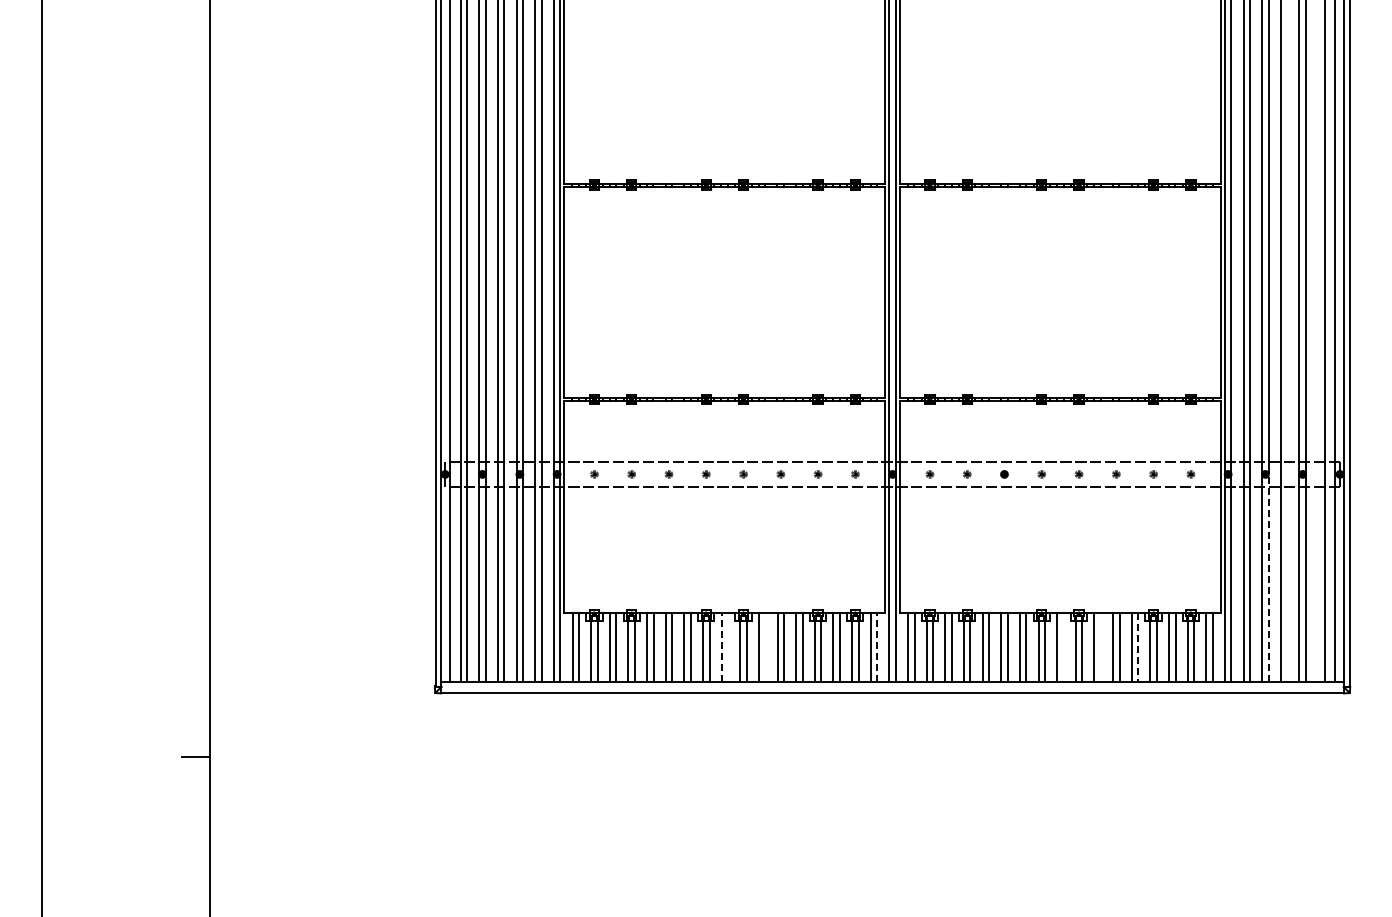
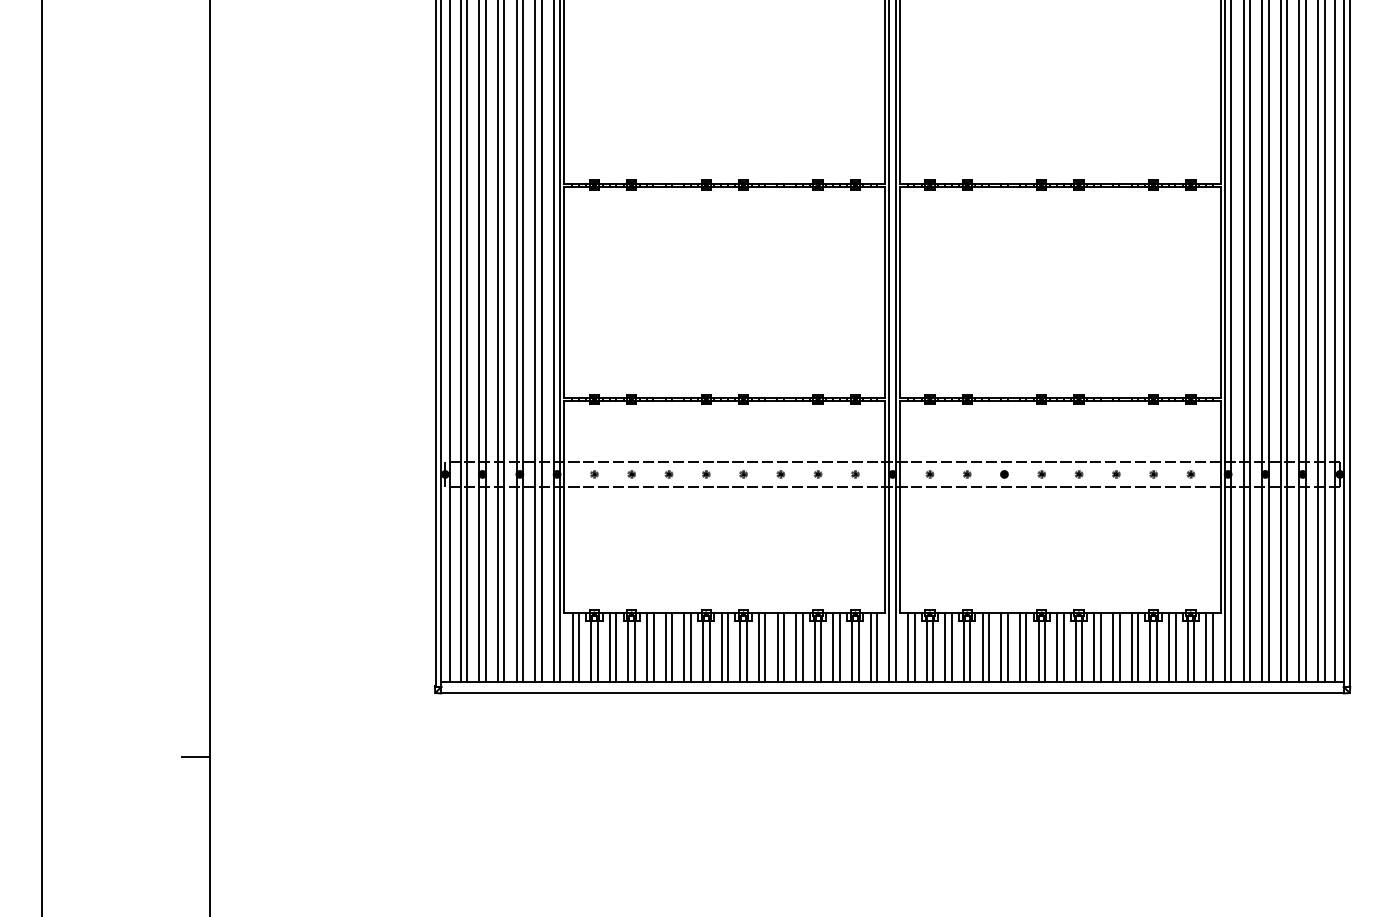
line: none -> present (1287, 342)
line: none -> present (1318, 342)
line: dashed -> solid (1268, 578)
line: dashed -> solid (721, 647)
line: none -> present (728, 647)
line: none -> present (765, 647)
line: dashed -> solid (877, 647)
line: none -> present (1063, 647)
line: none -> present (1100, 647)
line: dashed -> solid (1138, 647)
